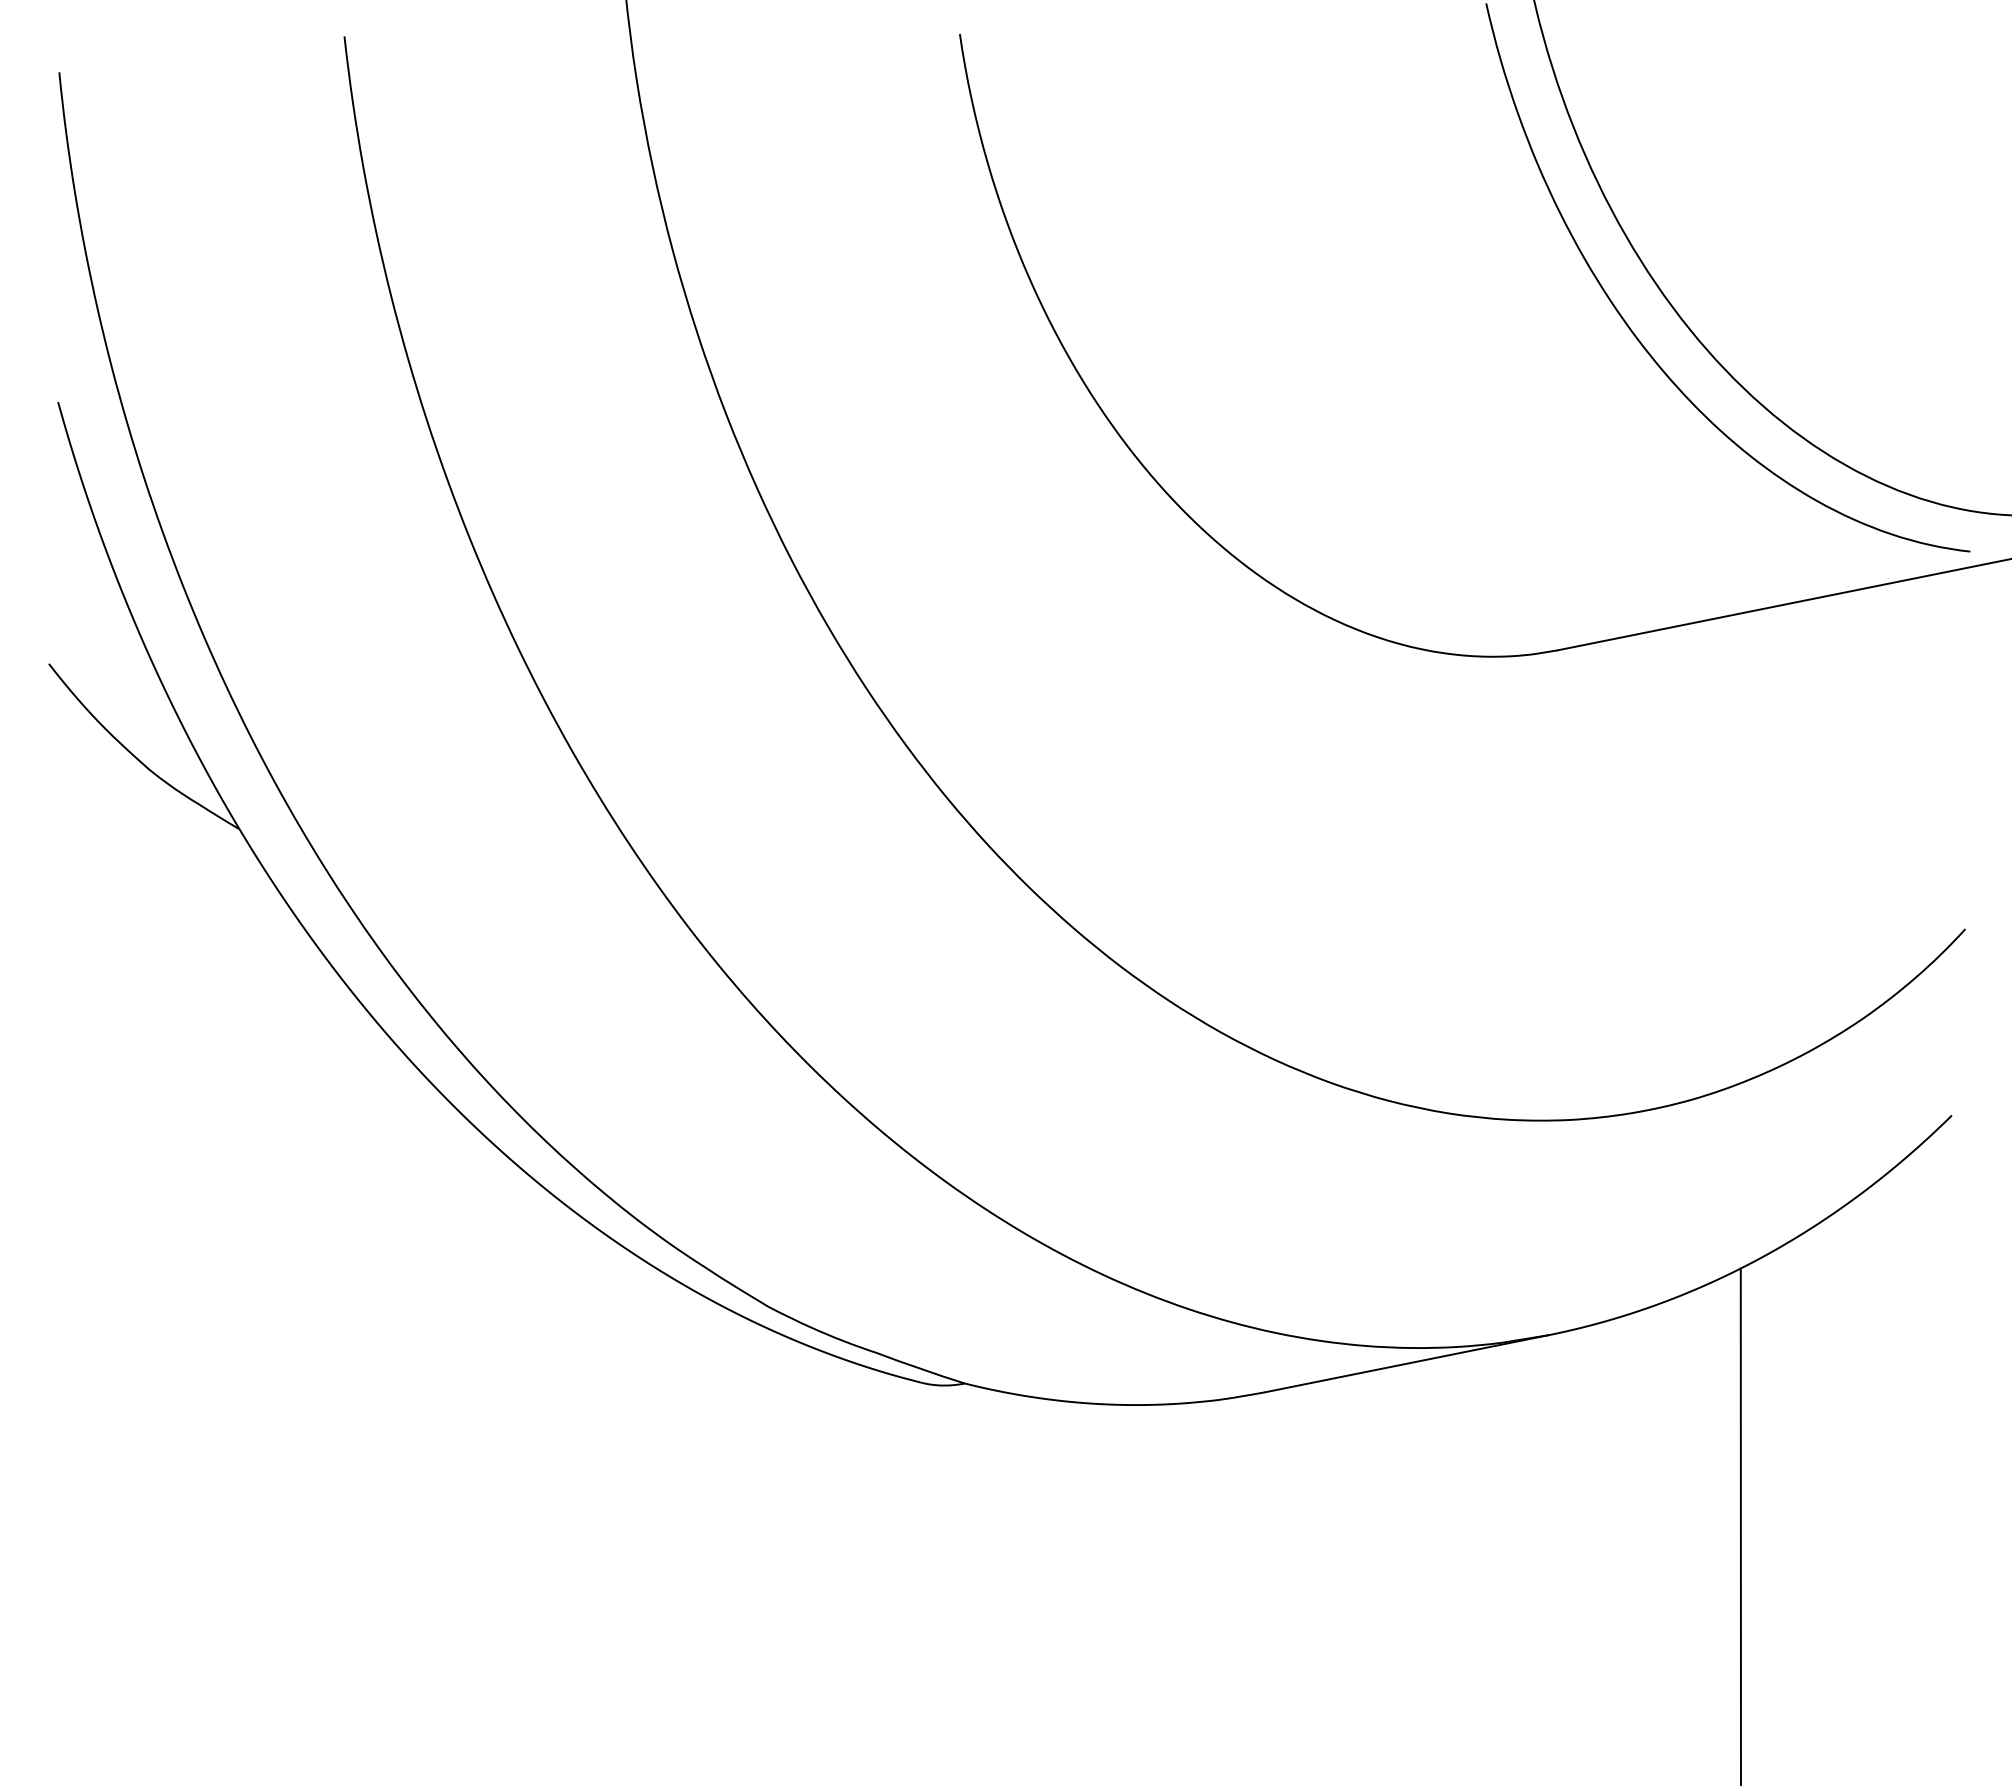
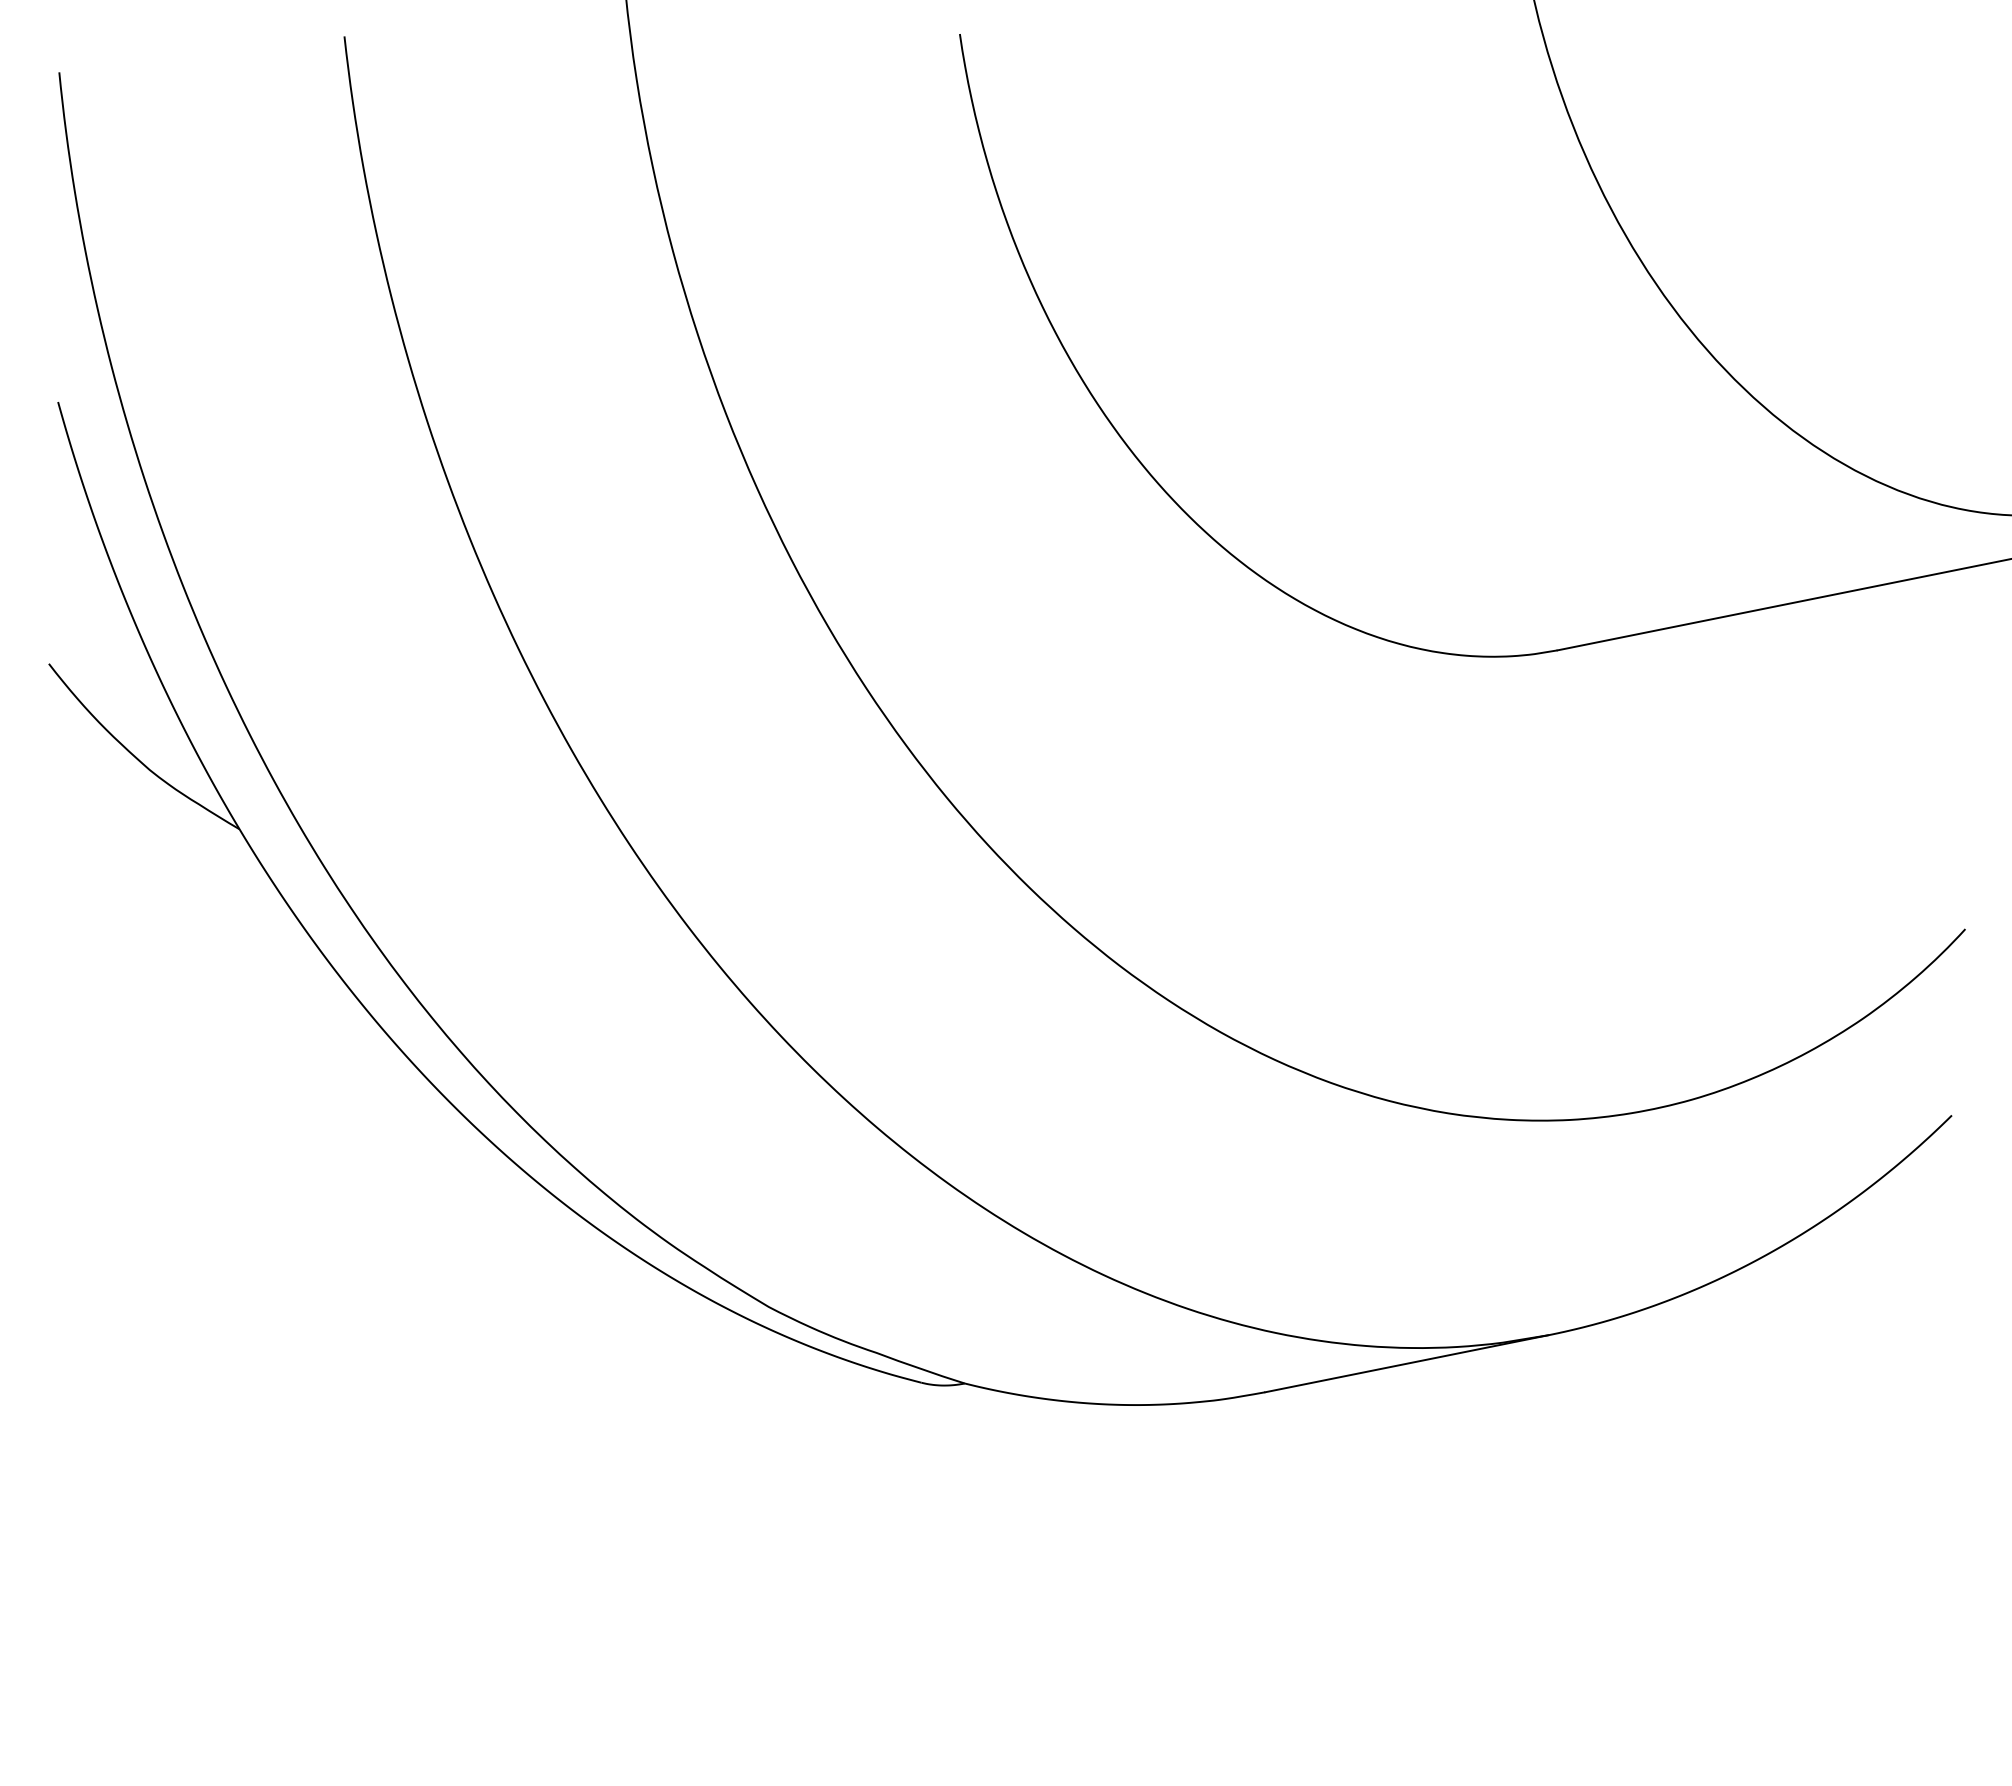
curve: present -> none (1642, 343)
line: present -> none (1740, 1525)
